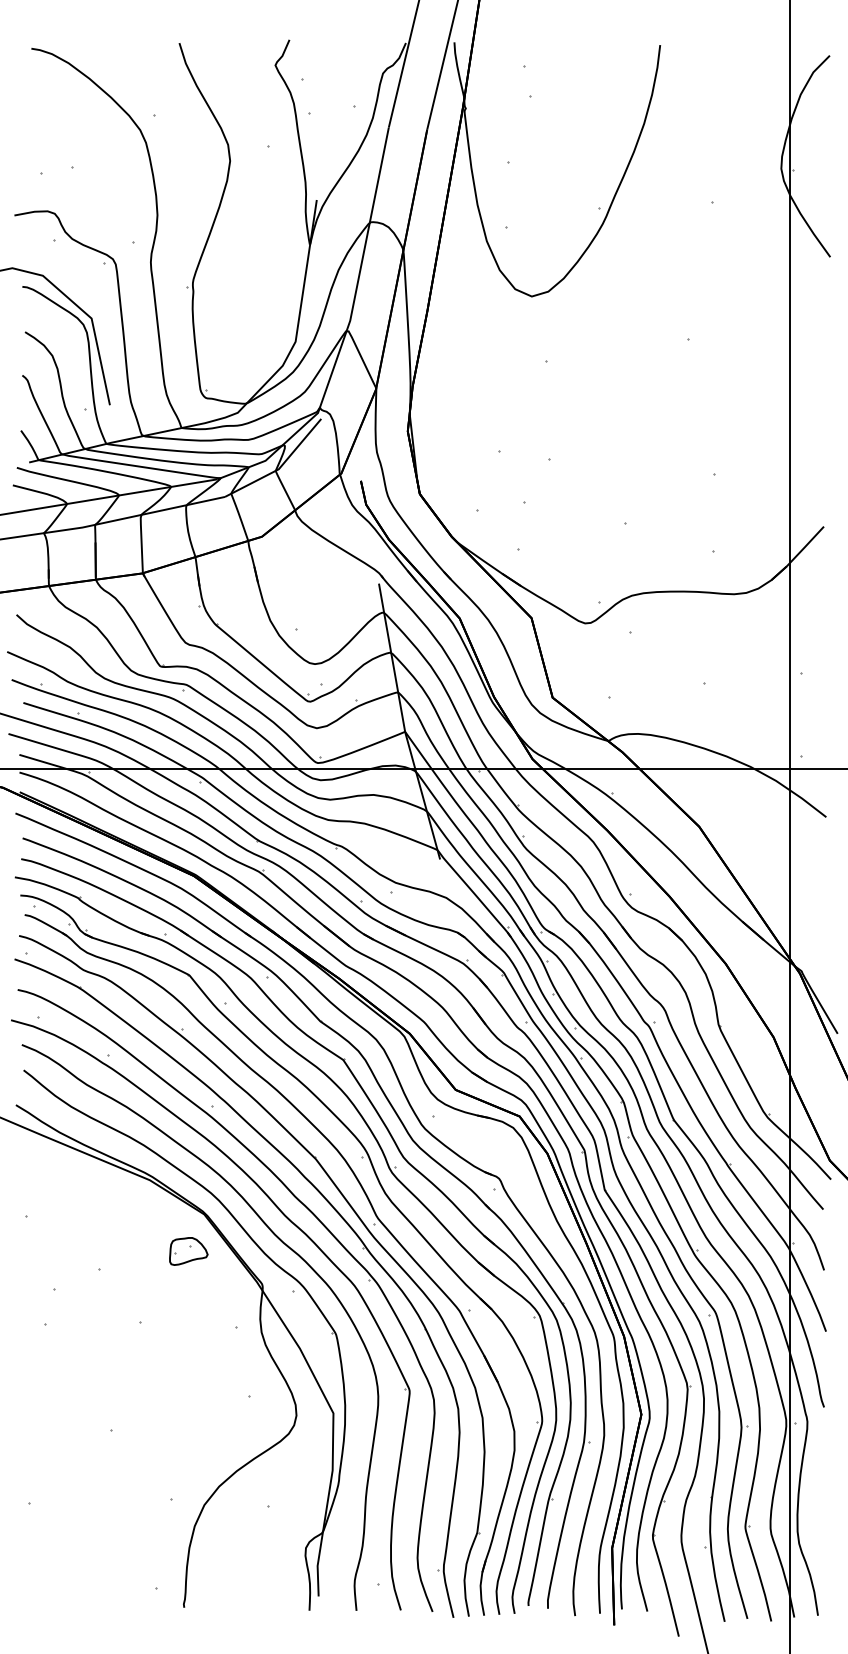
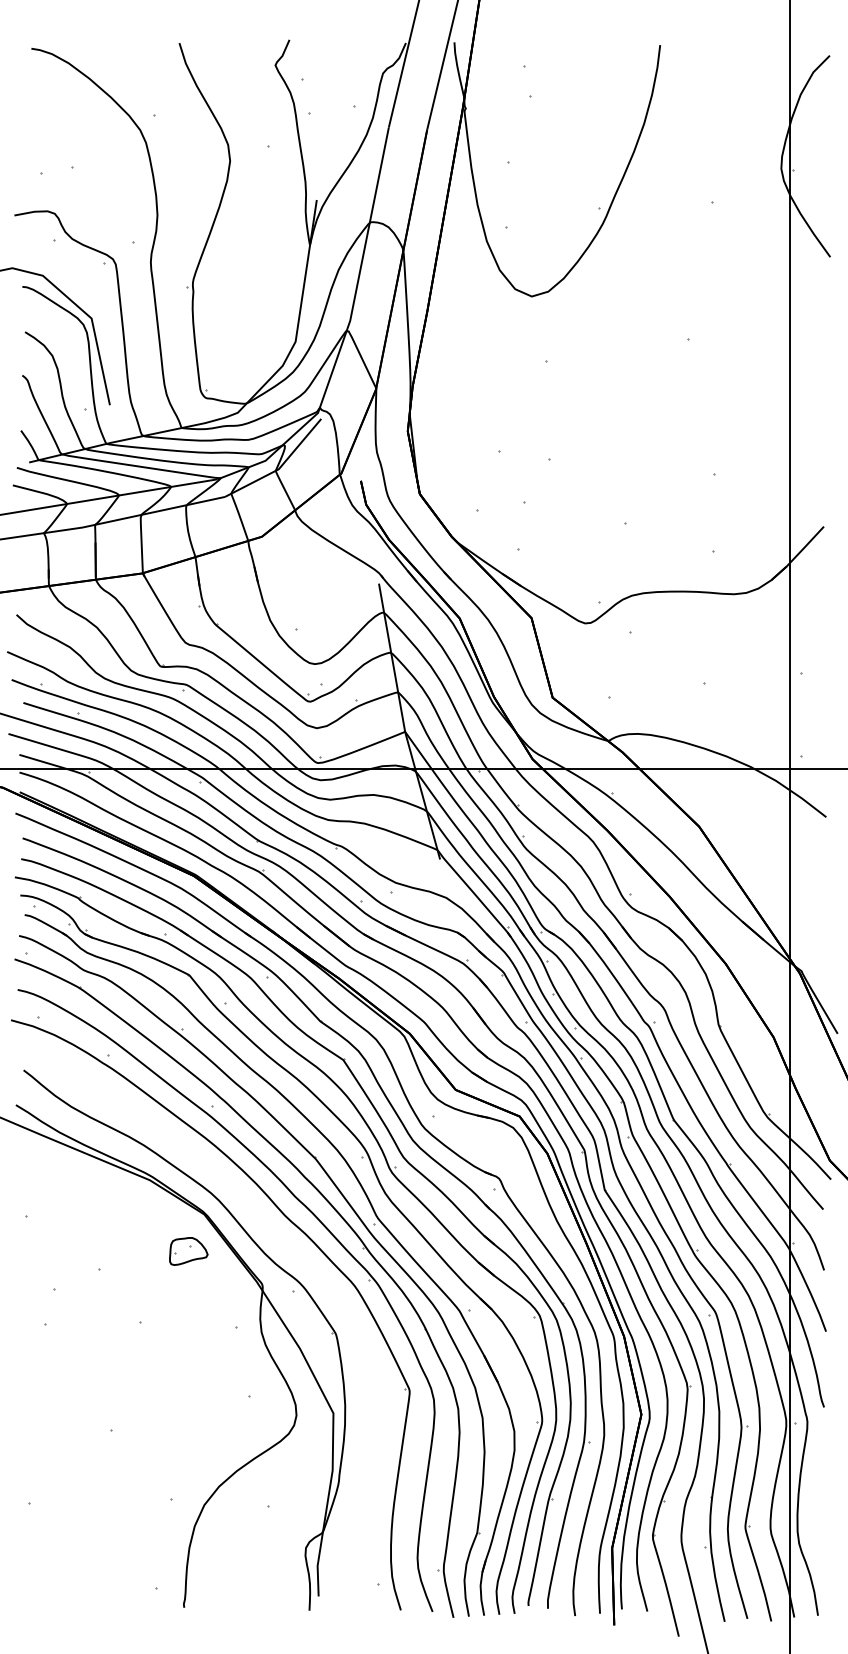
curve: present -> none (282, 1243)
